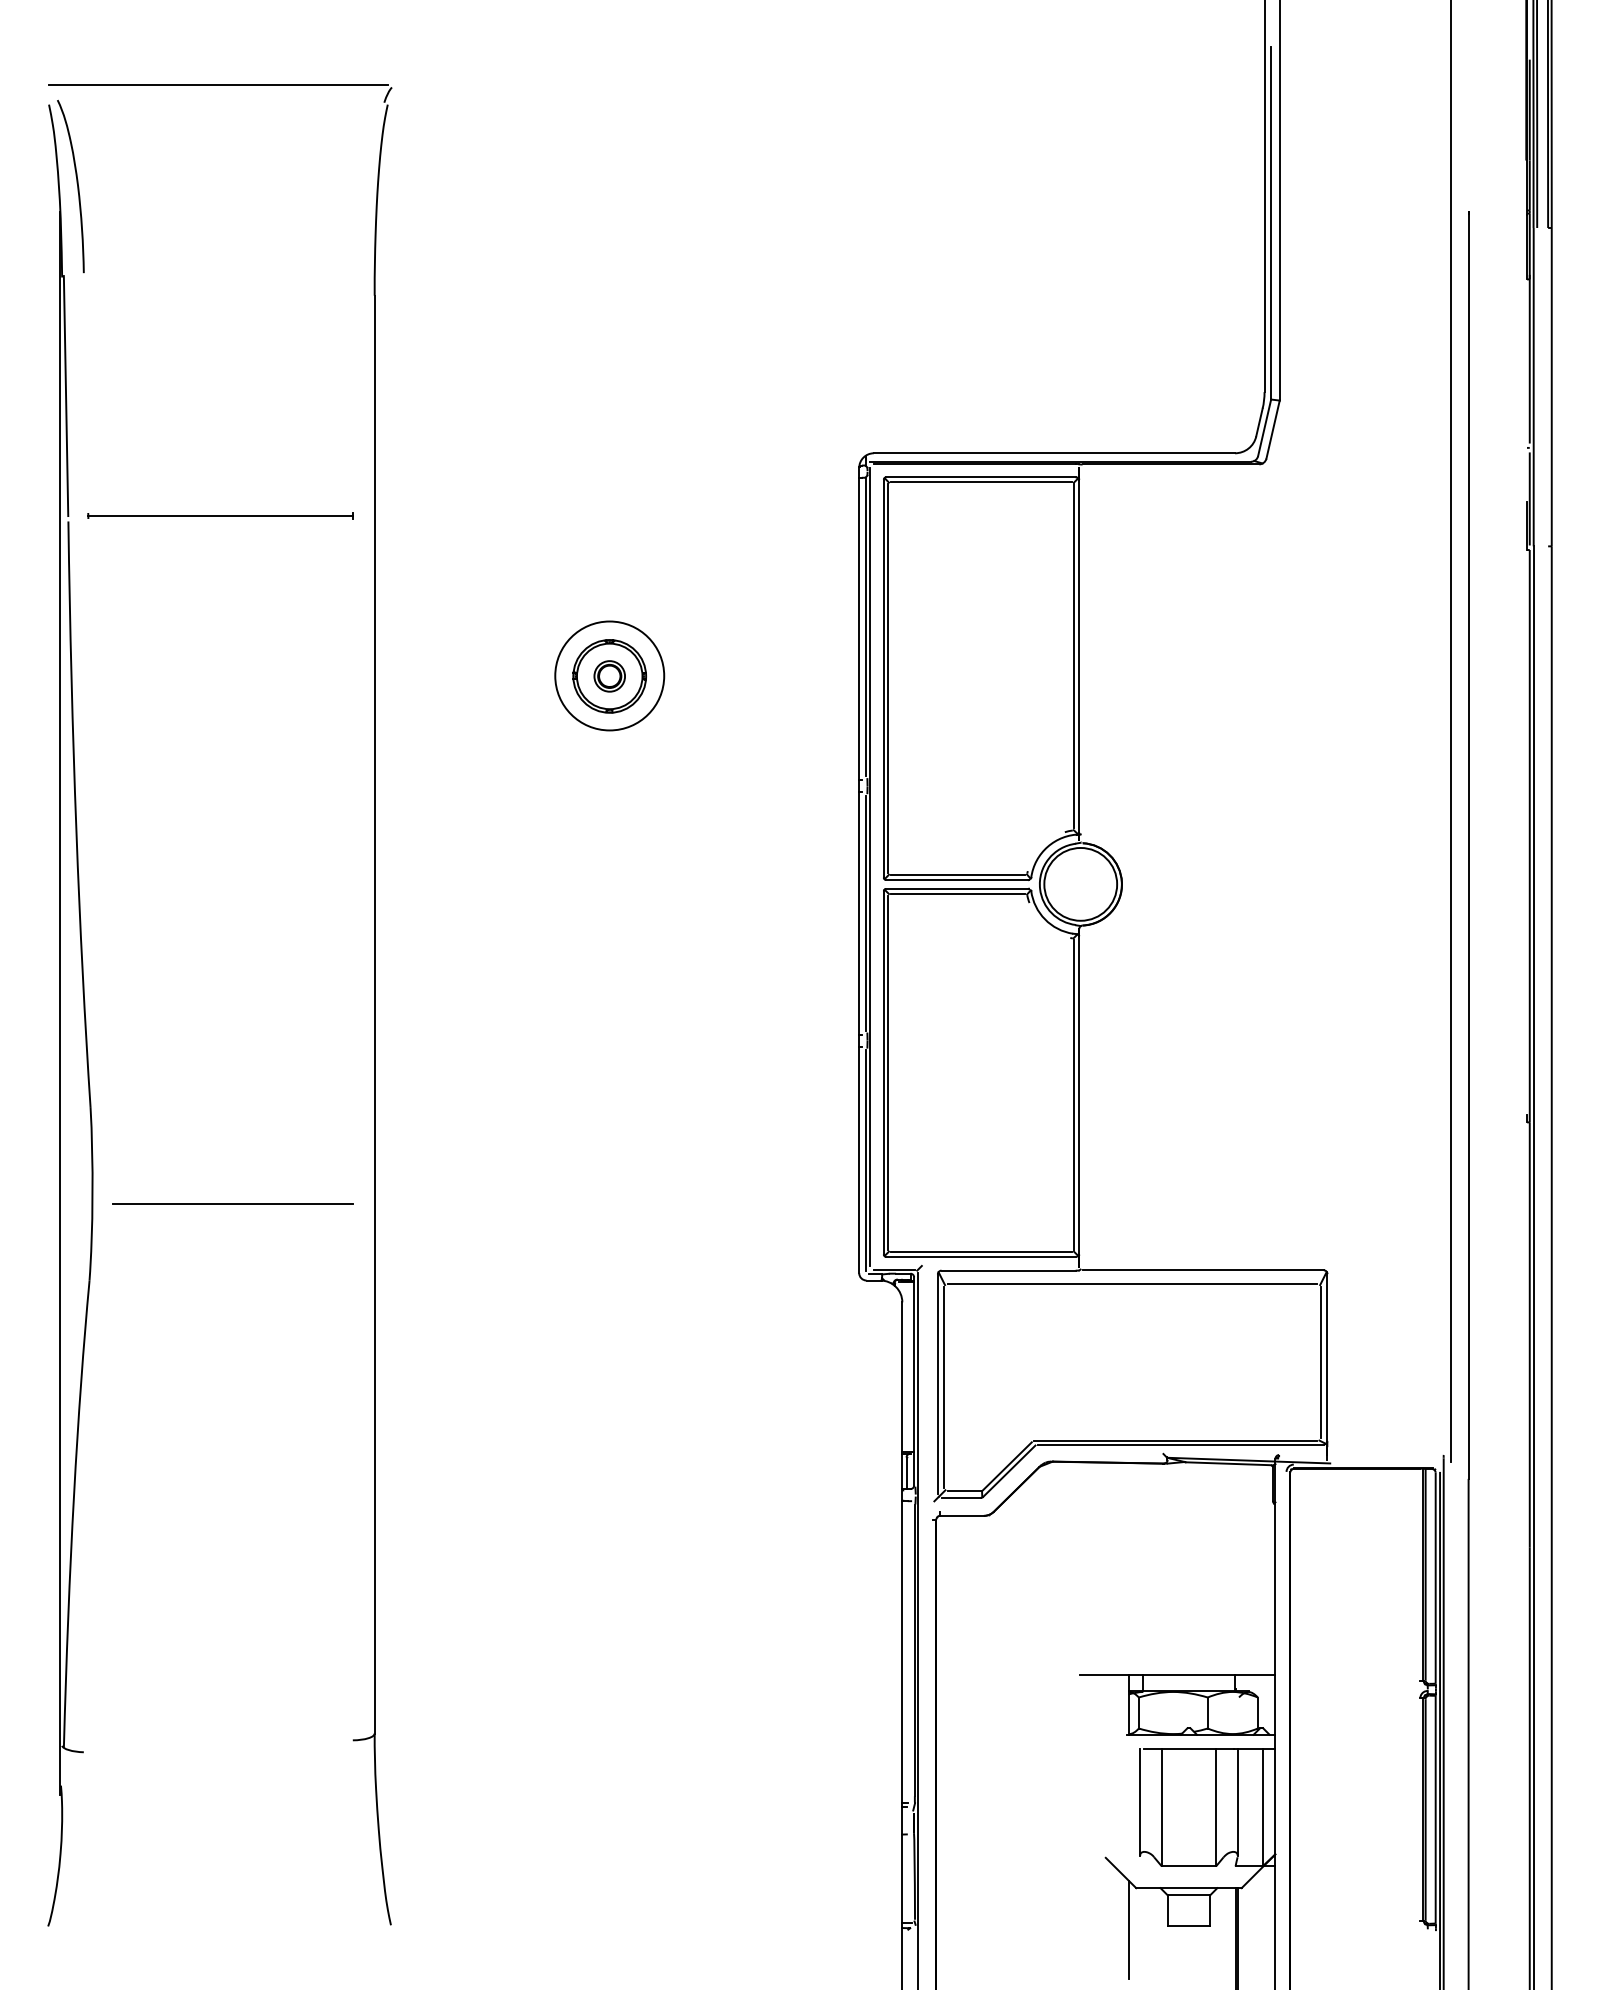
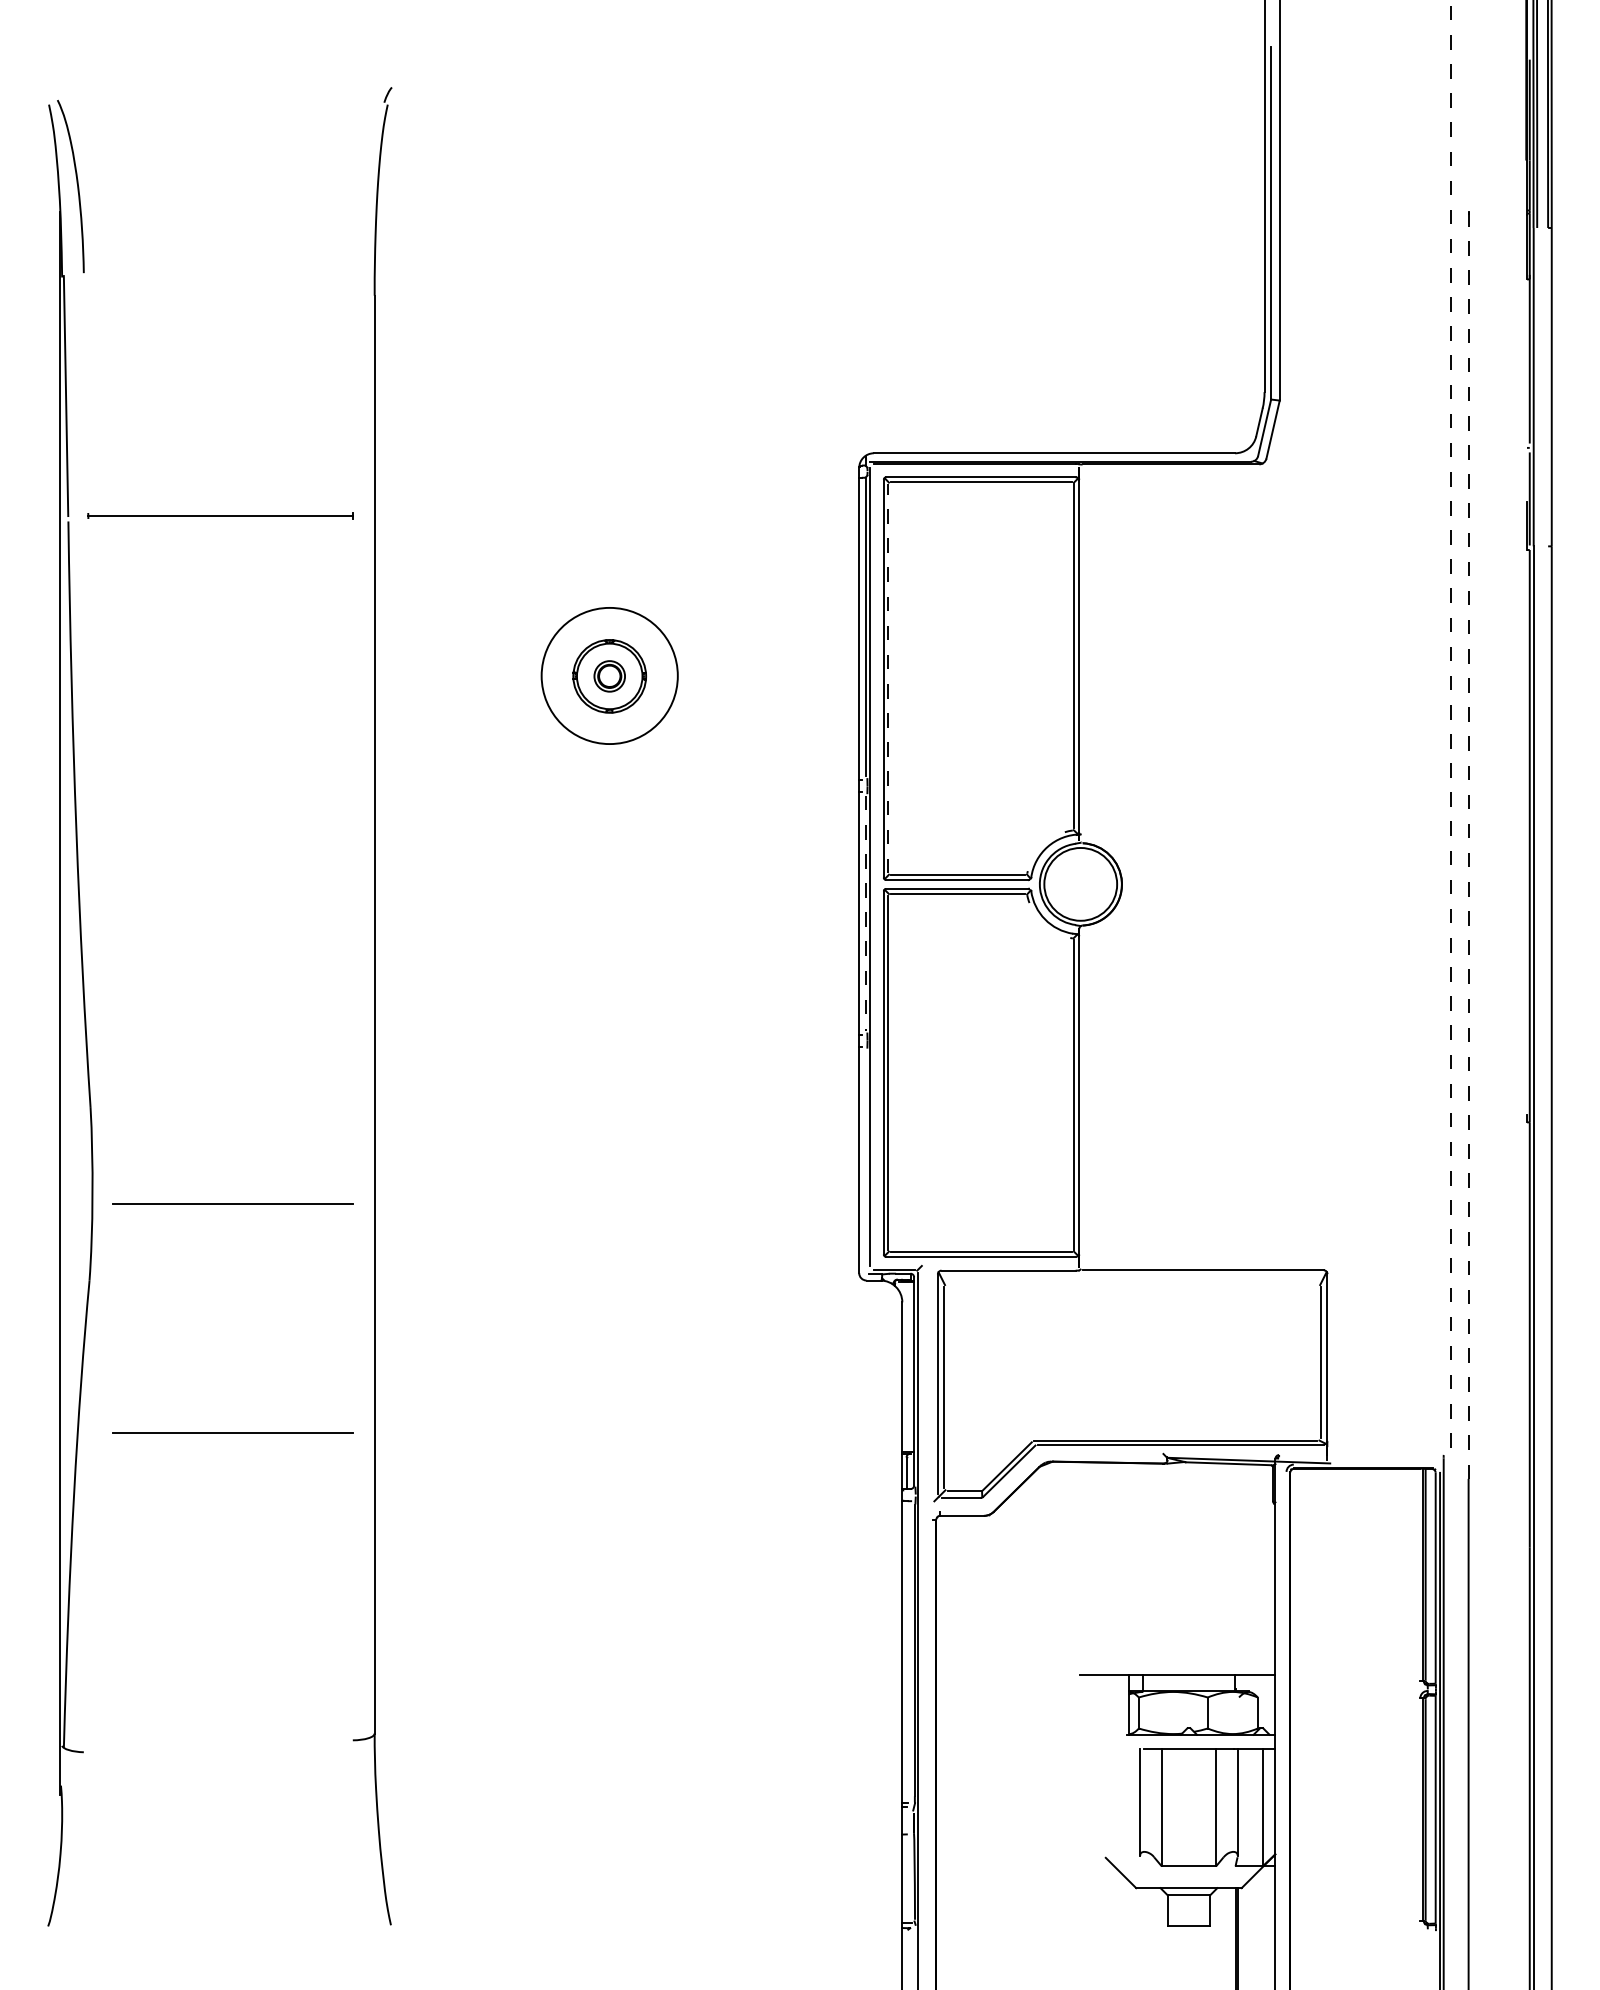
line: present -> none (218, 85)
circle diameter: 109 px -> 136 px (609, 675)
line: solid -> dashed (888, 678)
line: solid -> dashed (1450, 730)
line: solid -> dashed (1468, 845)
line: solid -> dashed (865, 913)
line: present -> none (865, 1160)
line: present -> none (1132, 1283)
line: none -> present (232, 1432)
line: present -> none (1128, 1929)
